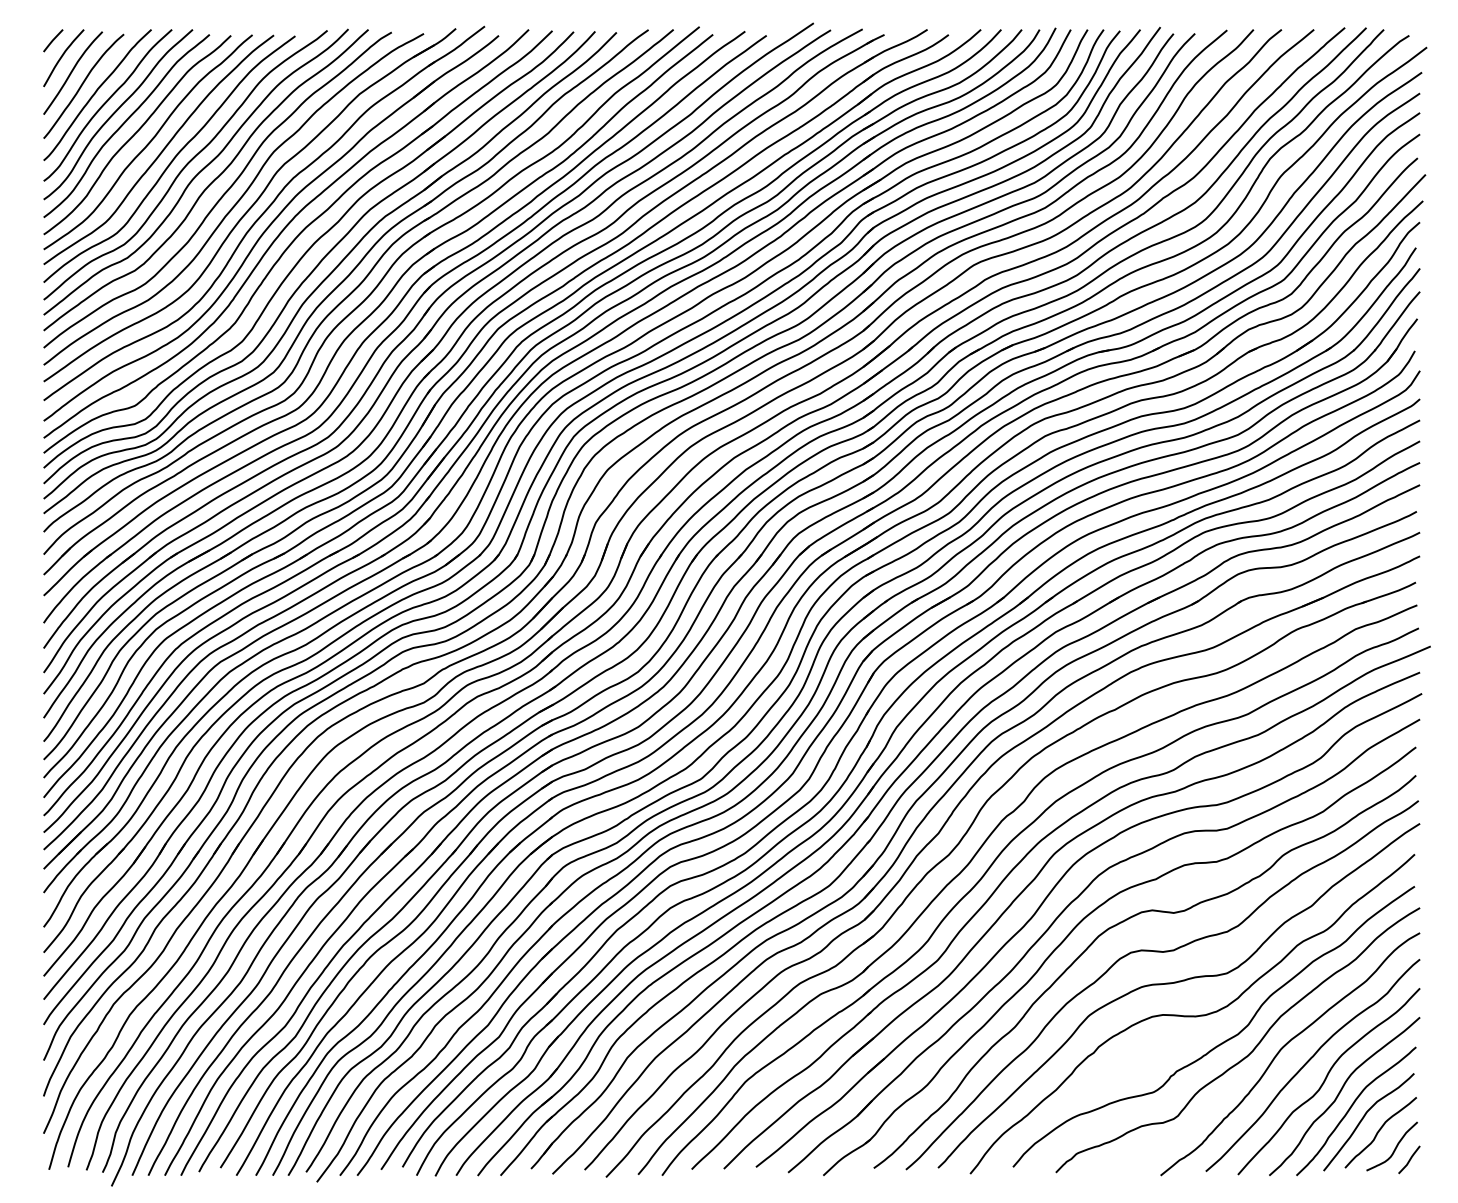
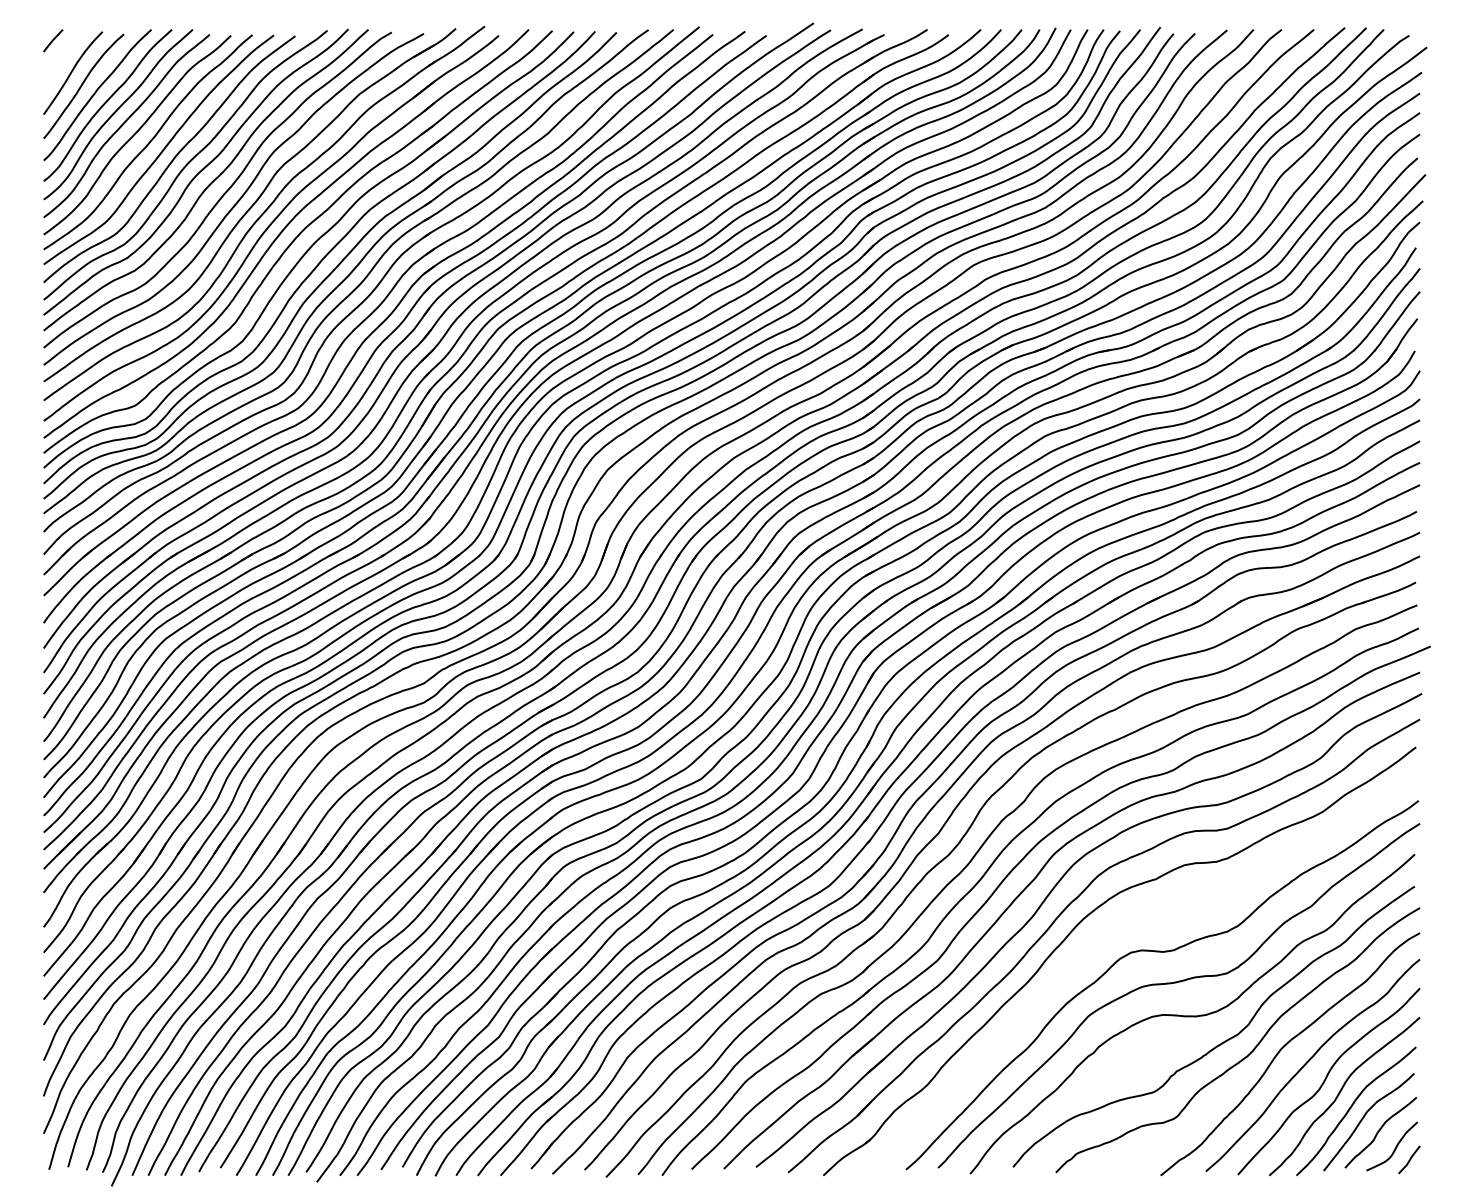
curve: present -> none (62, 57)
curve: present -> none (1121, 923)
